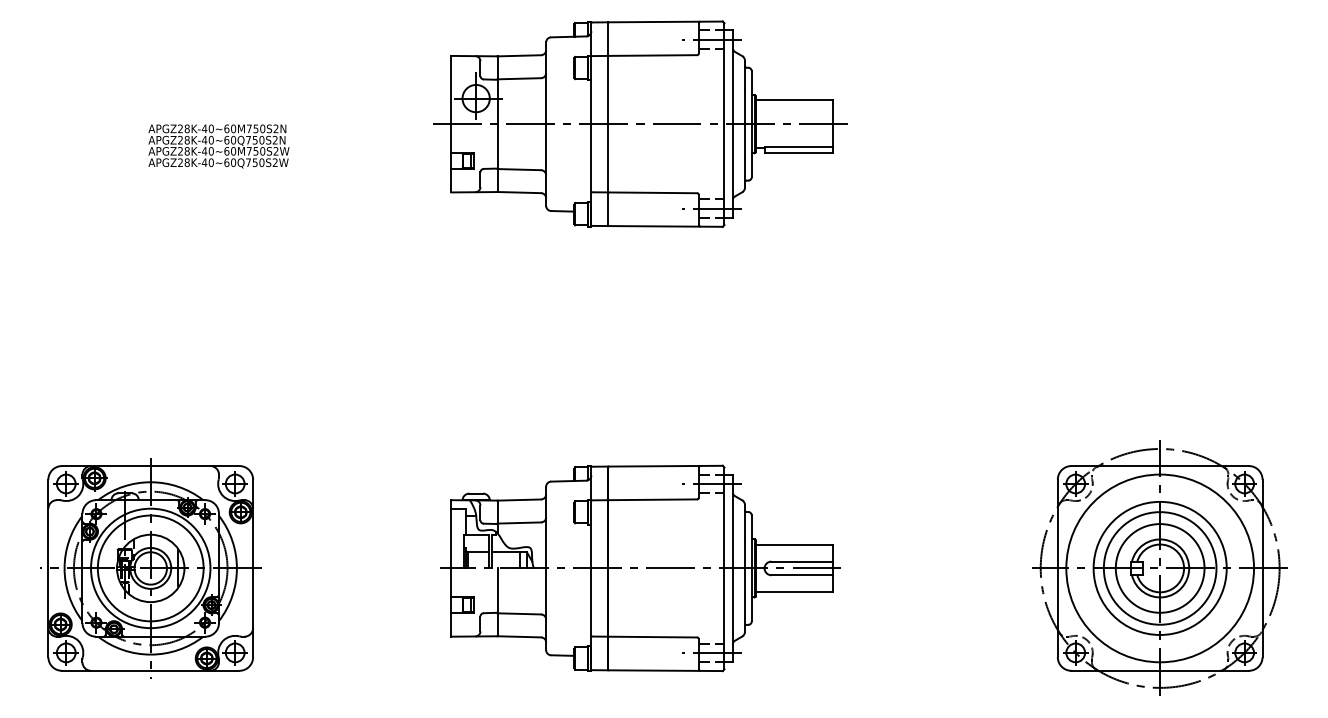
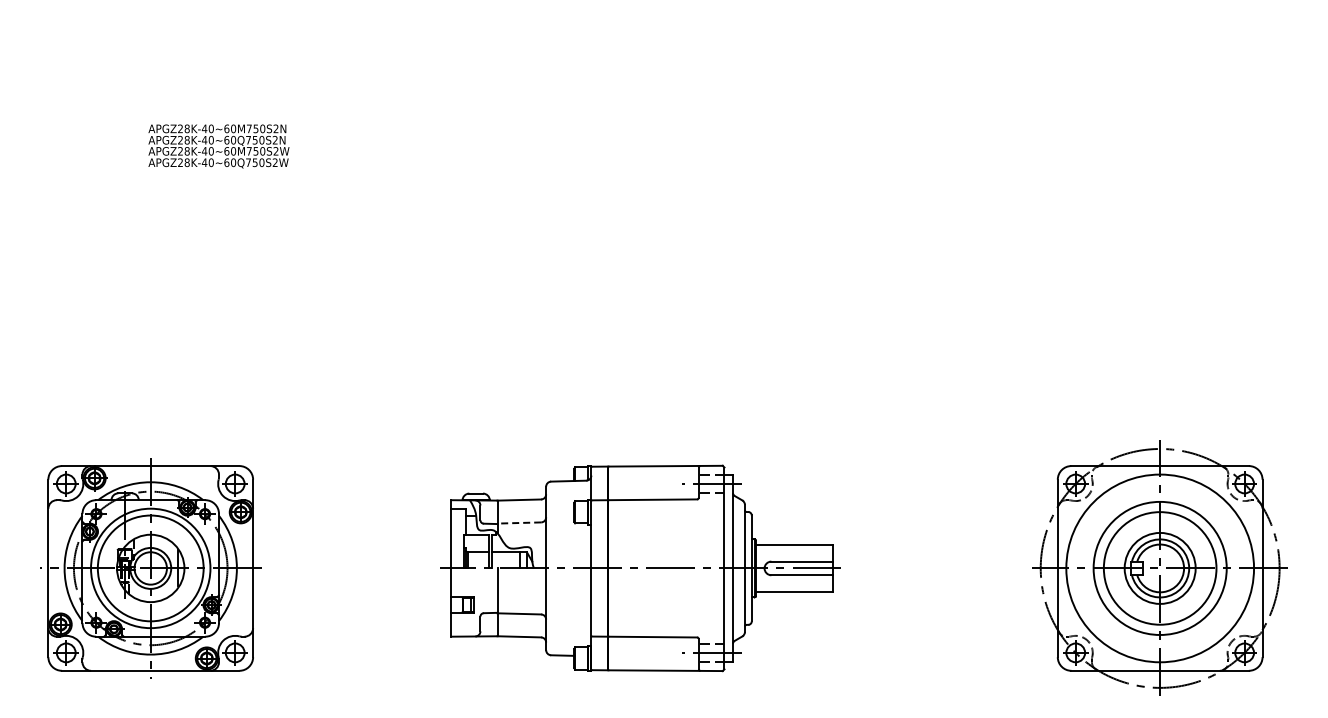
part: present -> none (640, 123)
line: solid -> dashed (519, 523)
circle diameter: 89 px -> 71 px (1159, 567)
